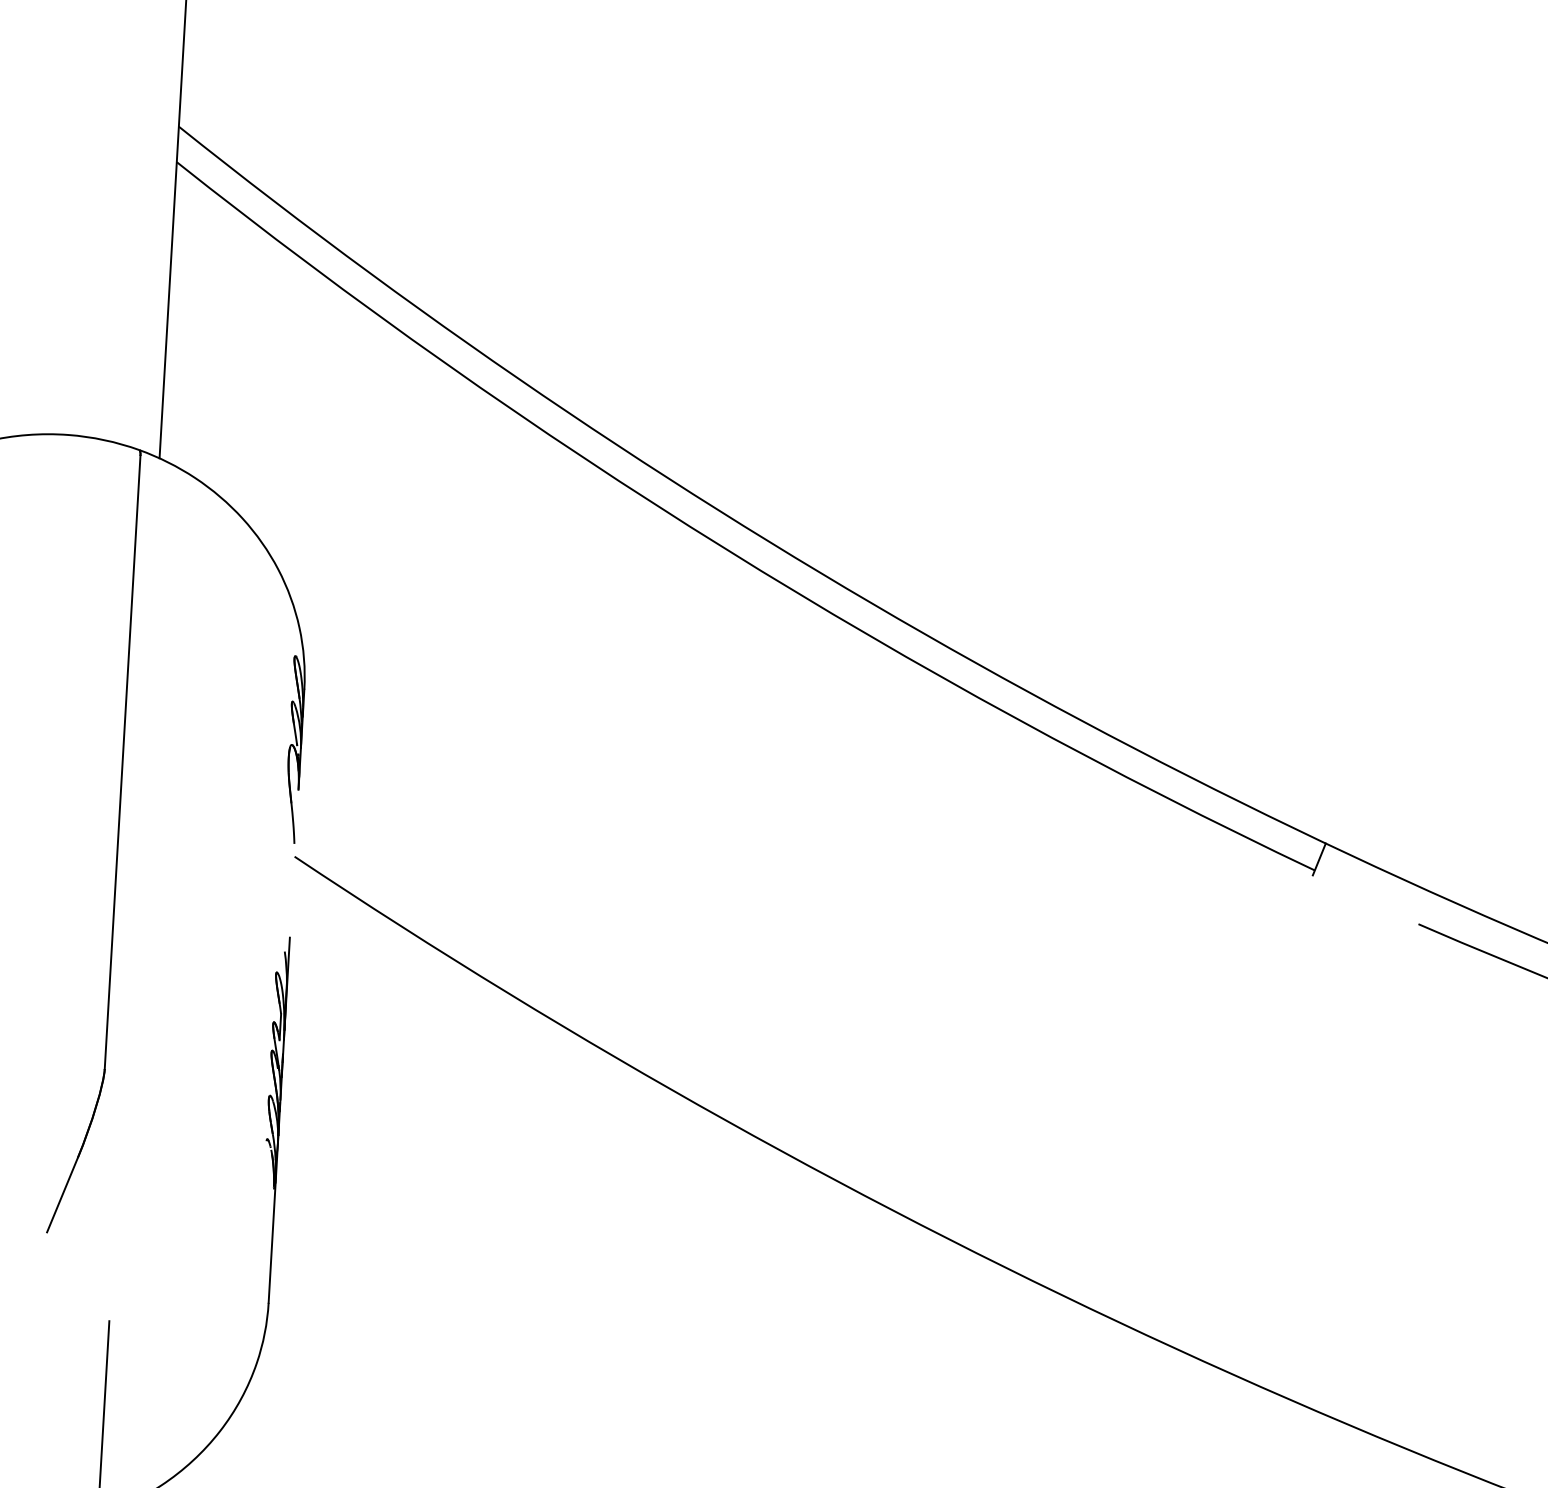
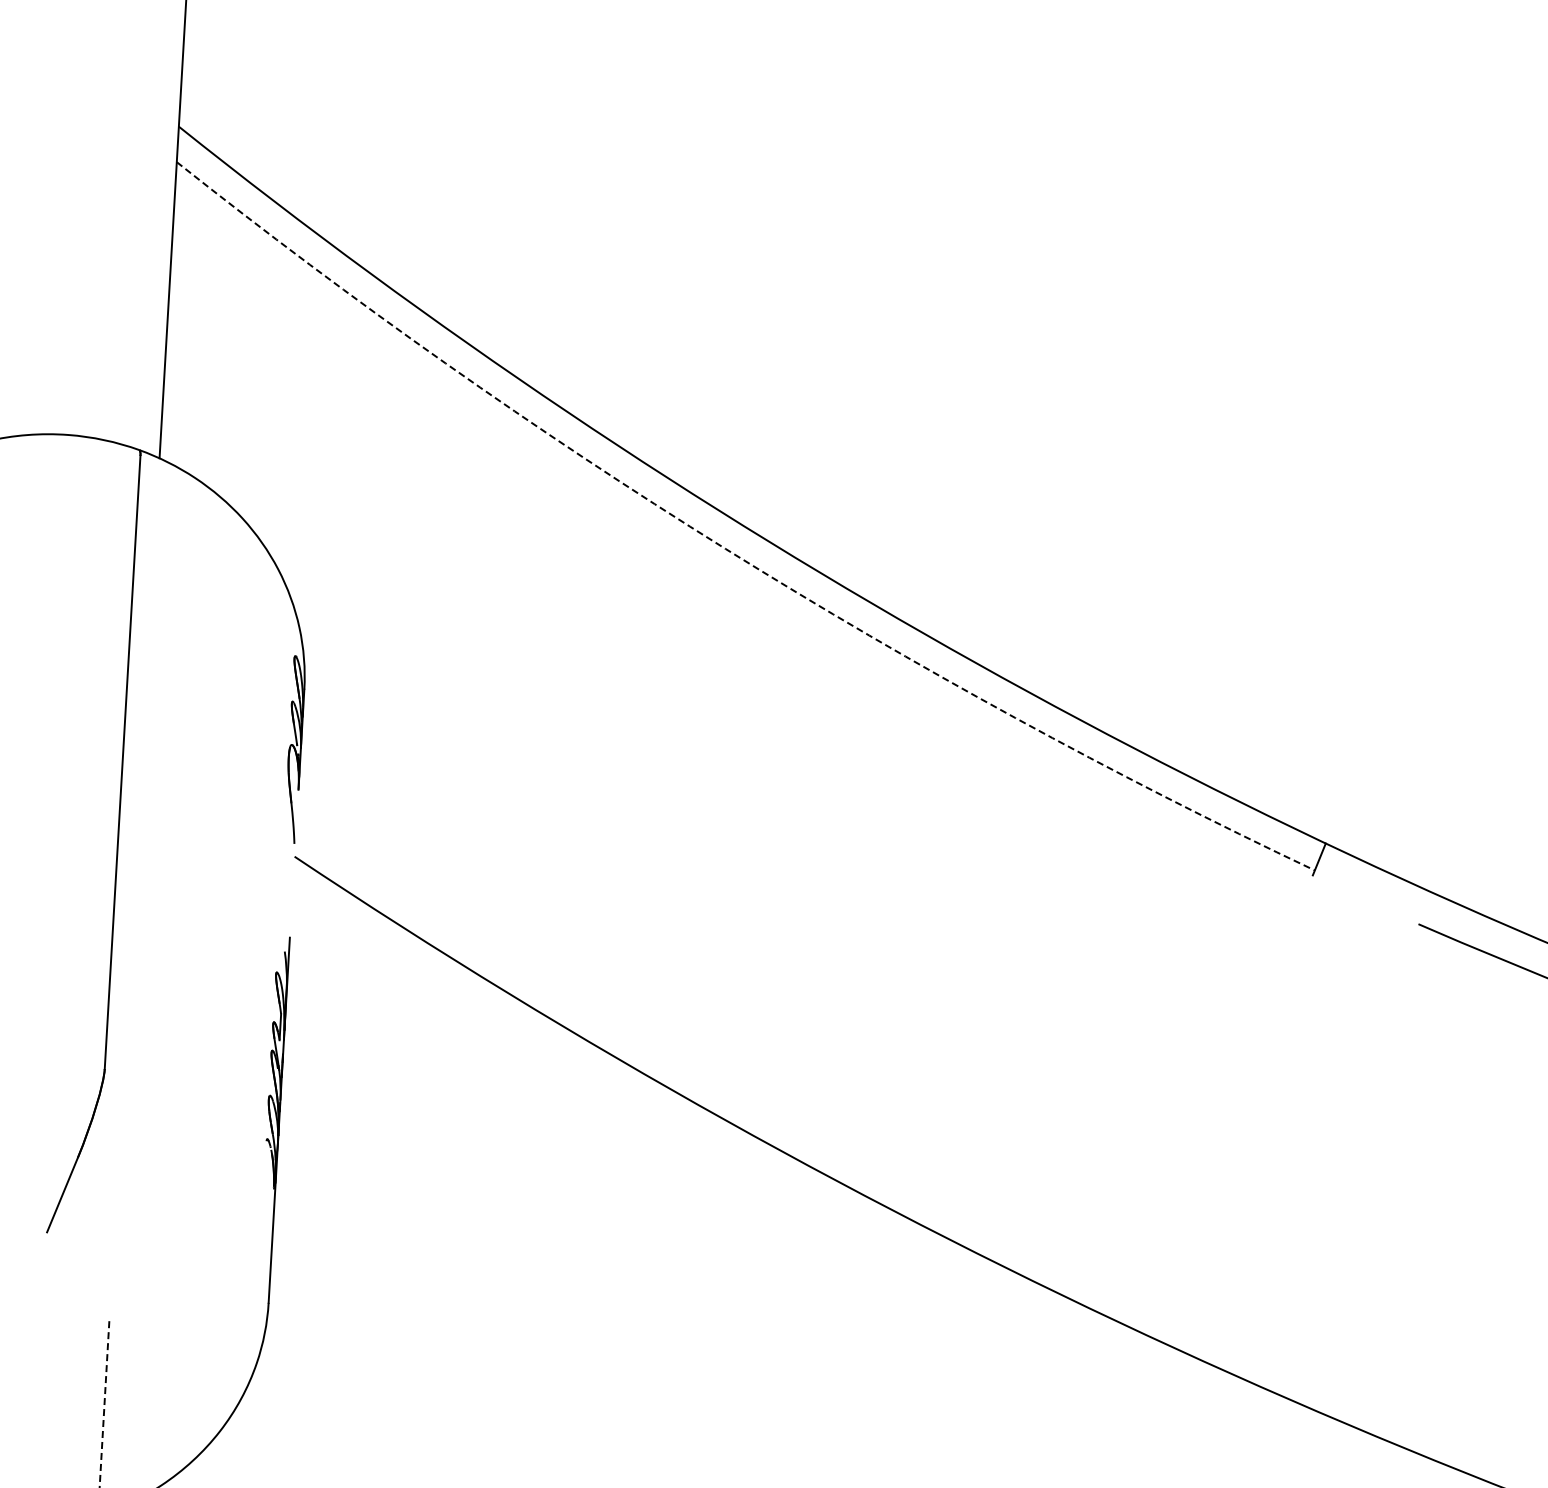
arc: solid -> dashed (725, 548)
line: solid -> dashed (104, 1404)
